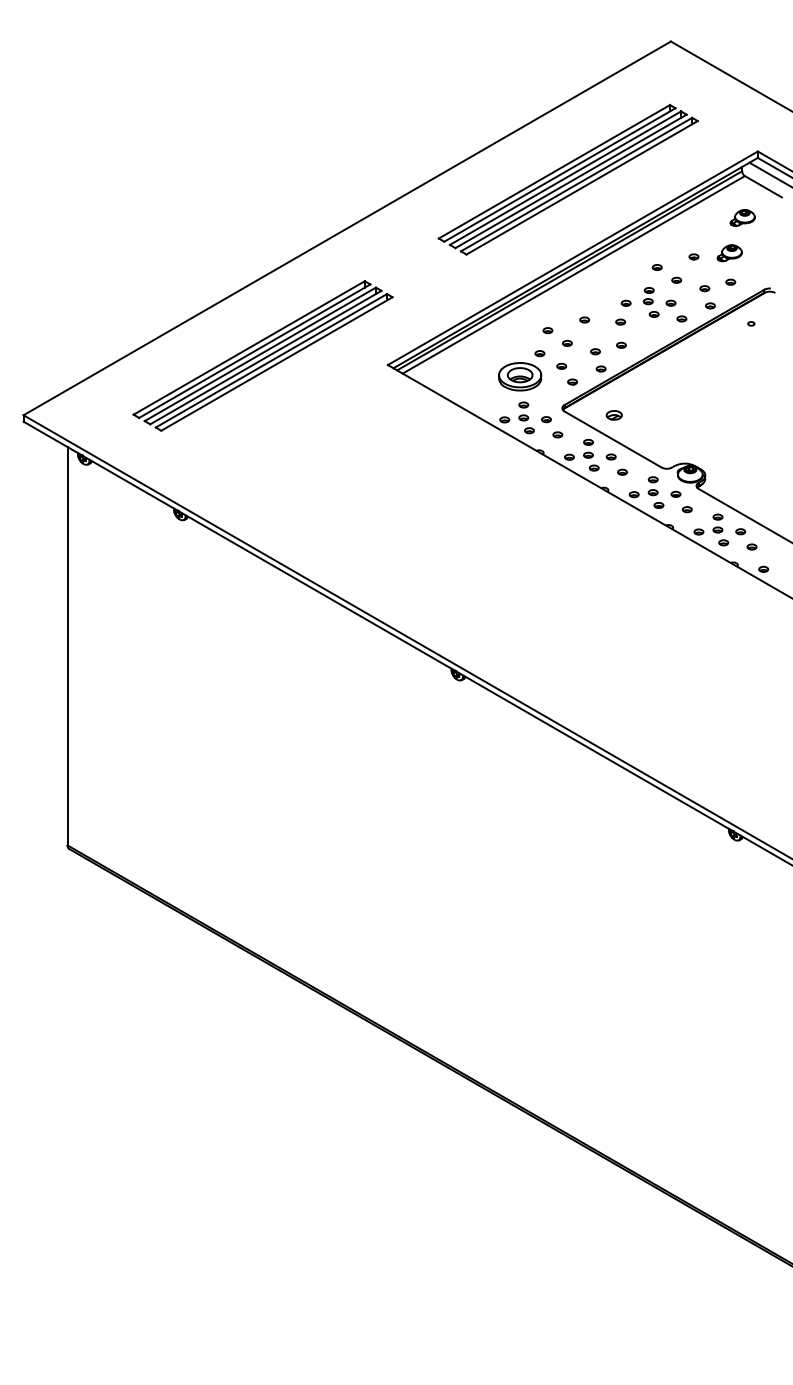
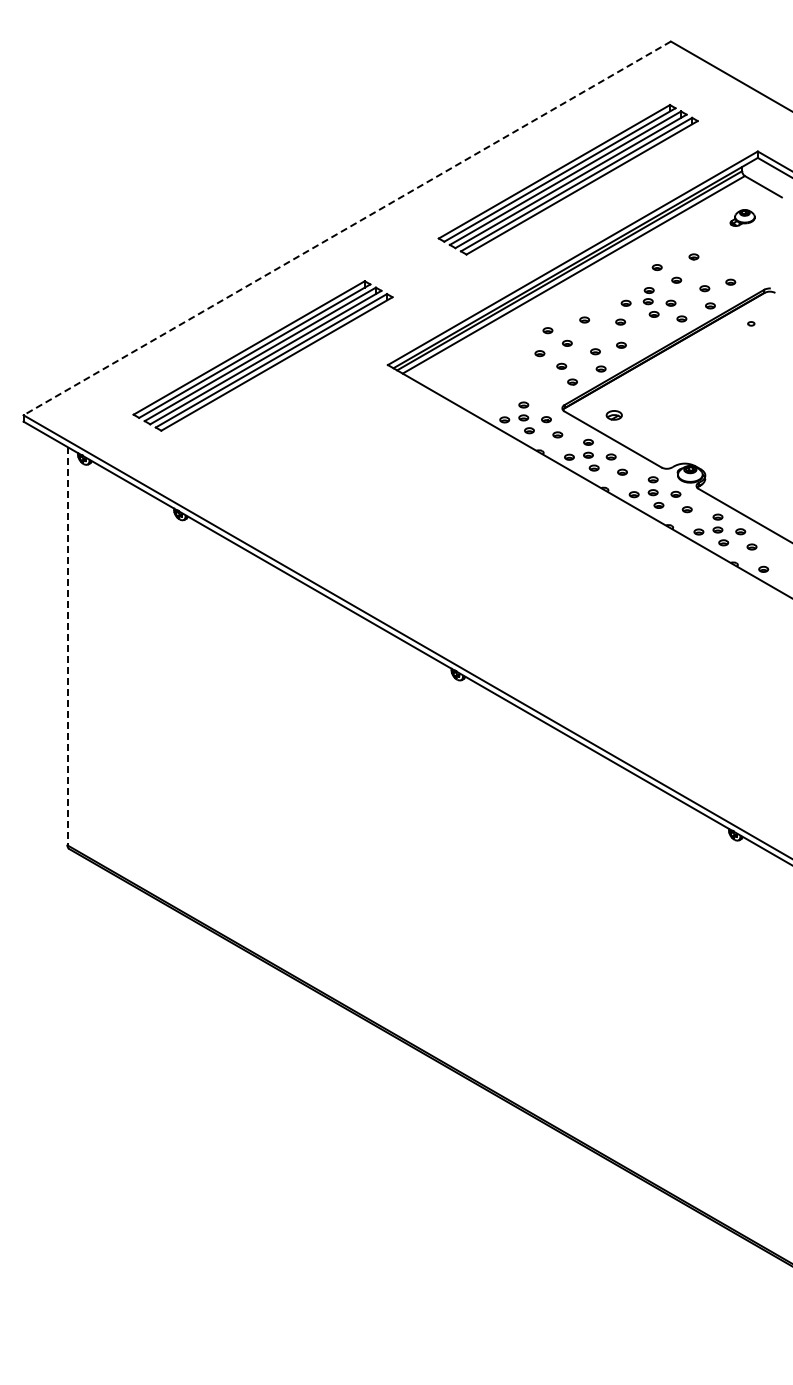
line: present -> none (769, 173)
line: solid -> dashed (347, 228)
part: present -> none (729, 253)
part: present -> none (520, 376)
line: solid -> dashed (67, 646)
